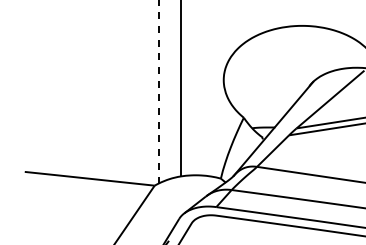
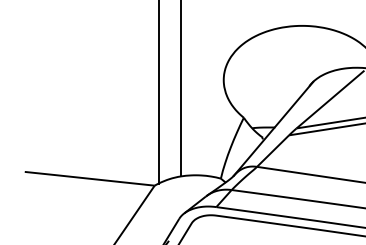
line: dashed -> solid (158, 91)
